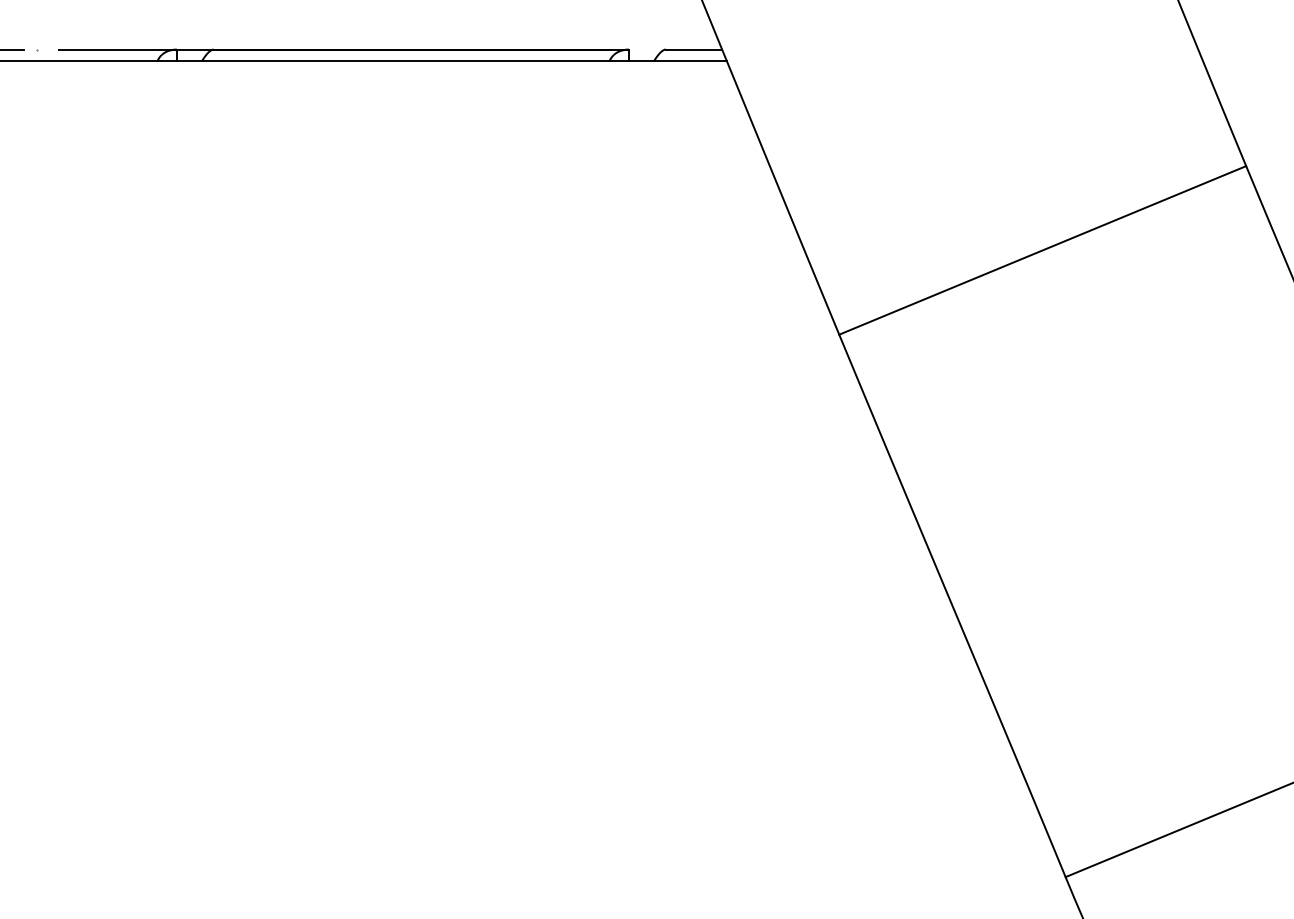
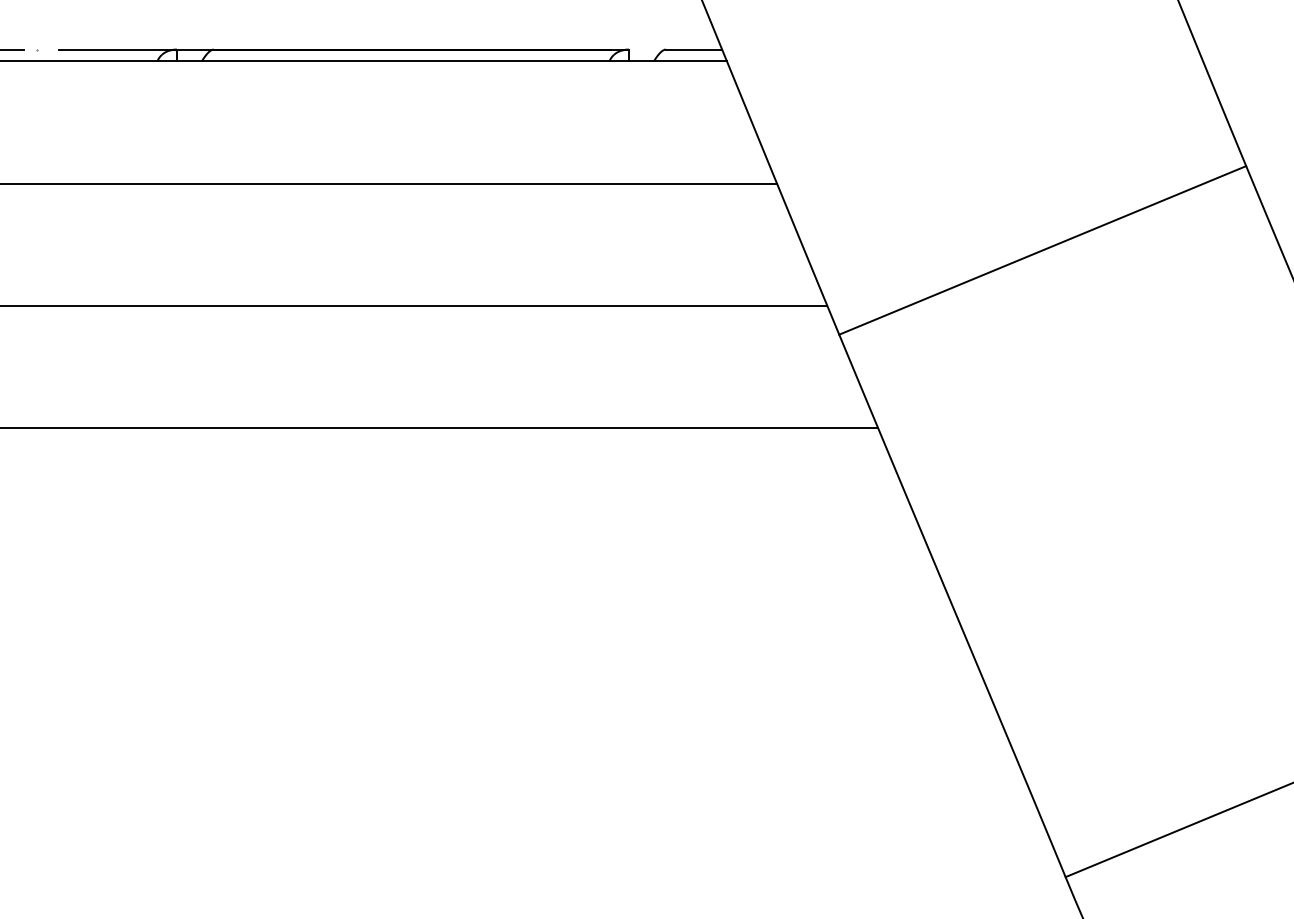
line: none -> present (389, 183)
line: none -> present (414, 305)
line: none -> present (440, 427)
